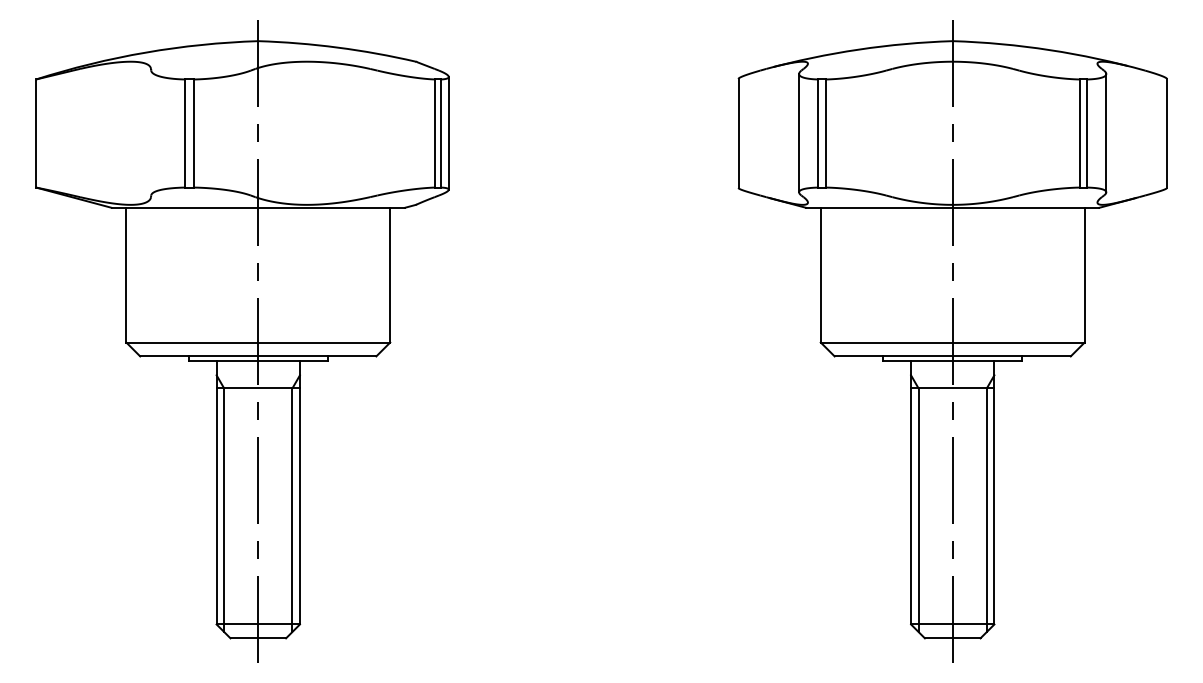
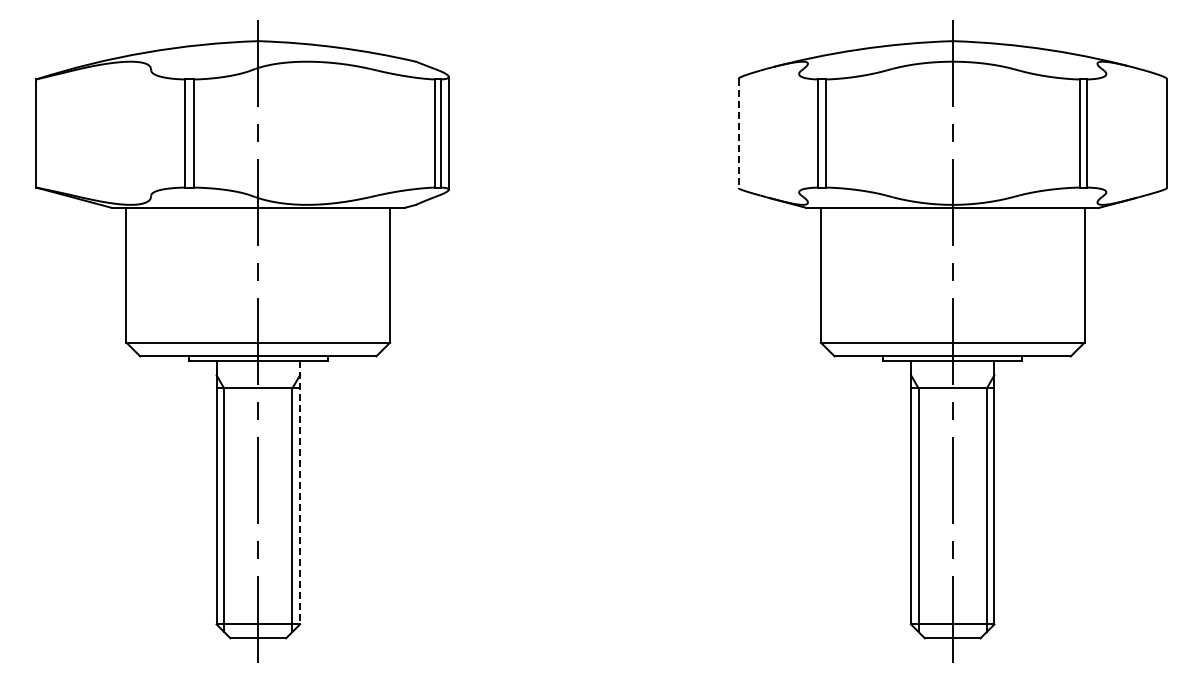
line: solid -> dashed (738, 133)
line: present -> none (799, 133)
line: present -> none (1106, 133)
line: solid -> dashed (299, 492)
